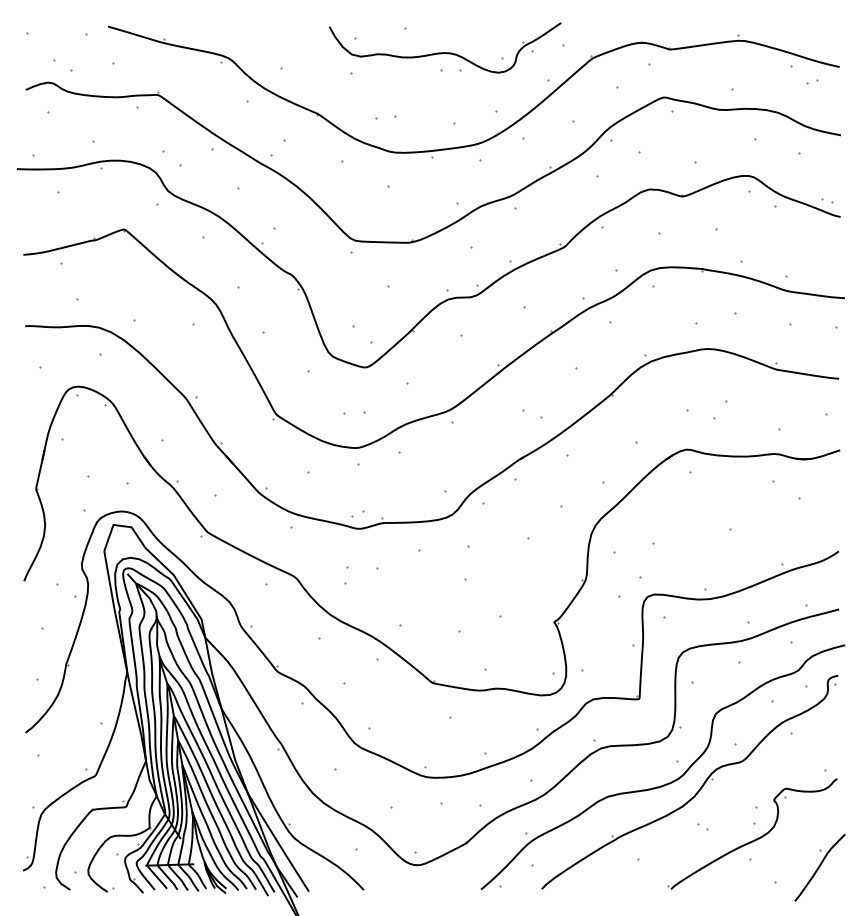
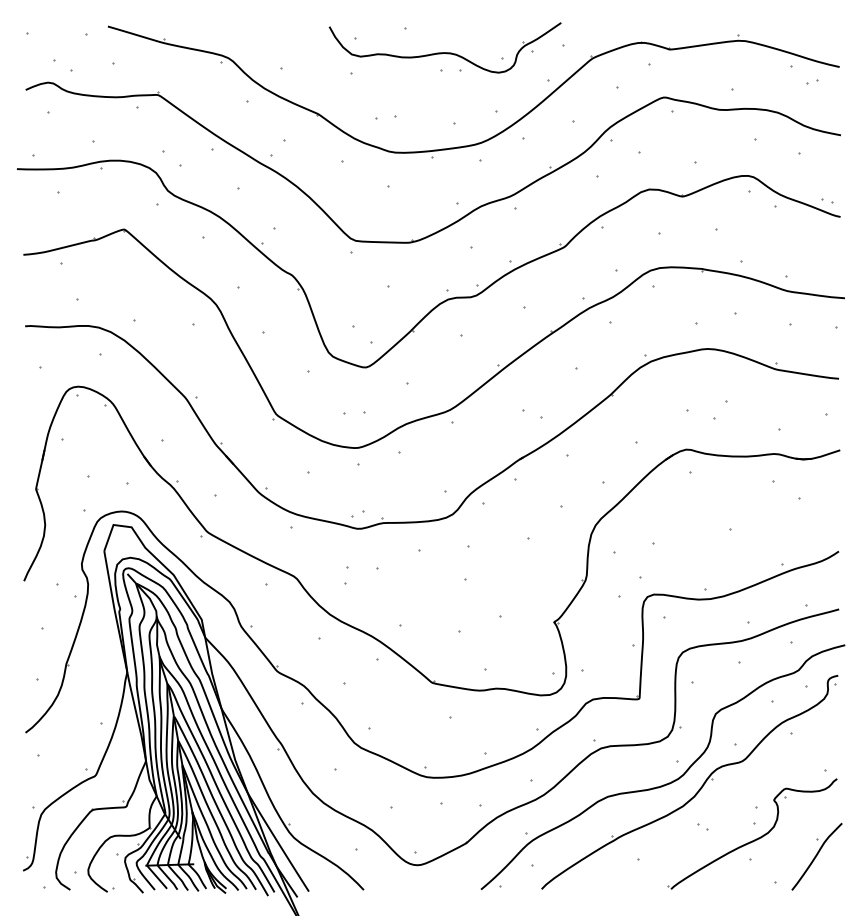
part position: (819, 867) -> (816, 856) (816, 856)
